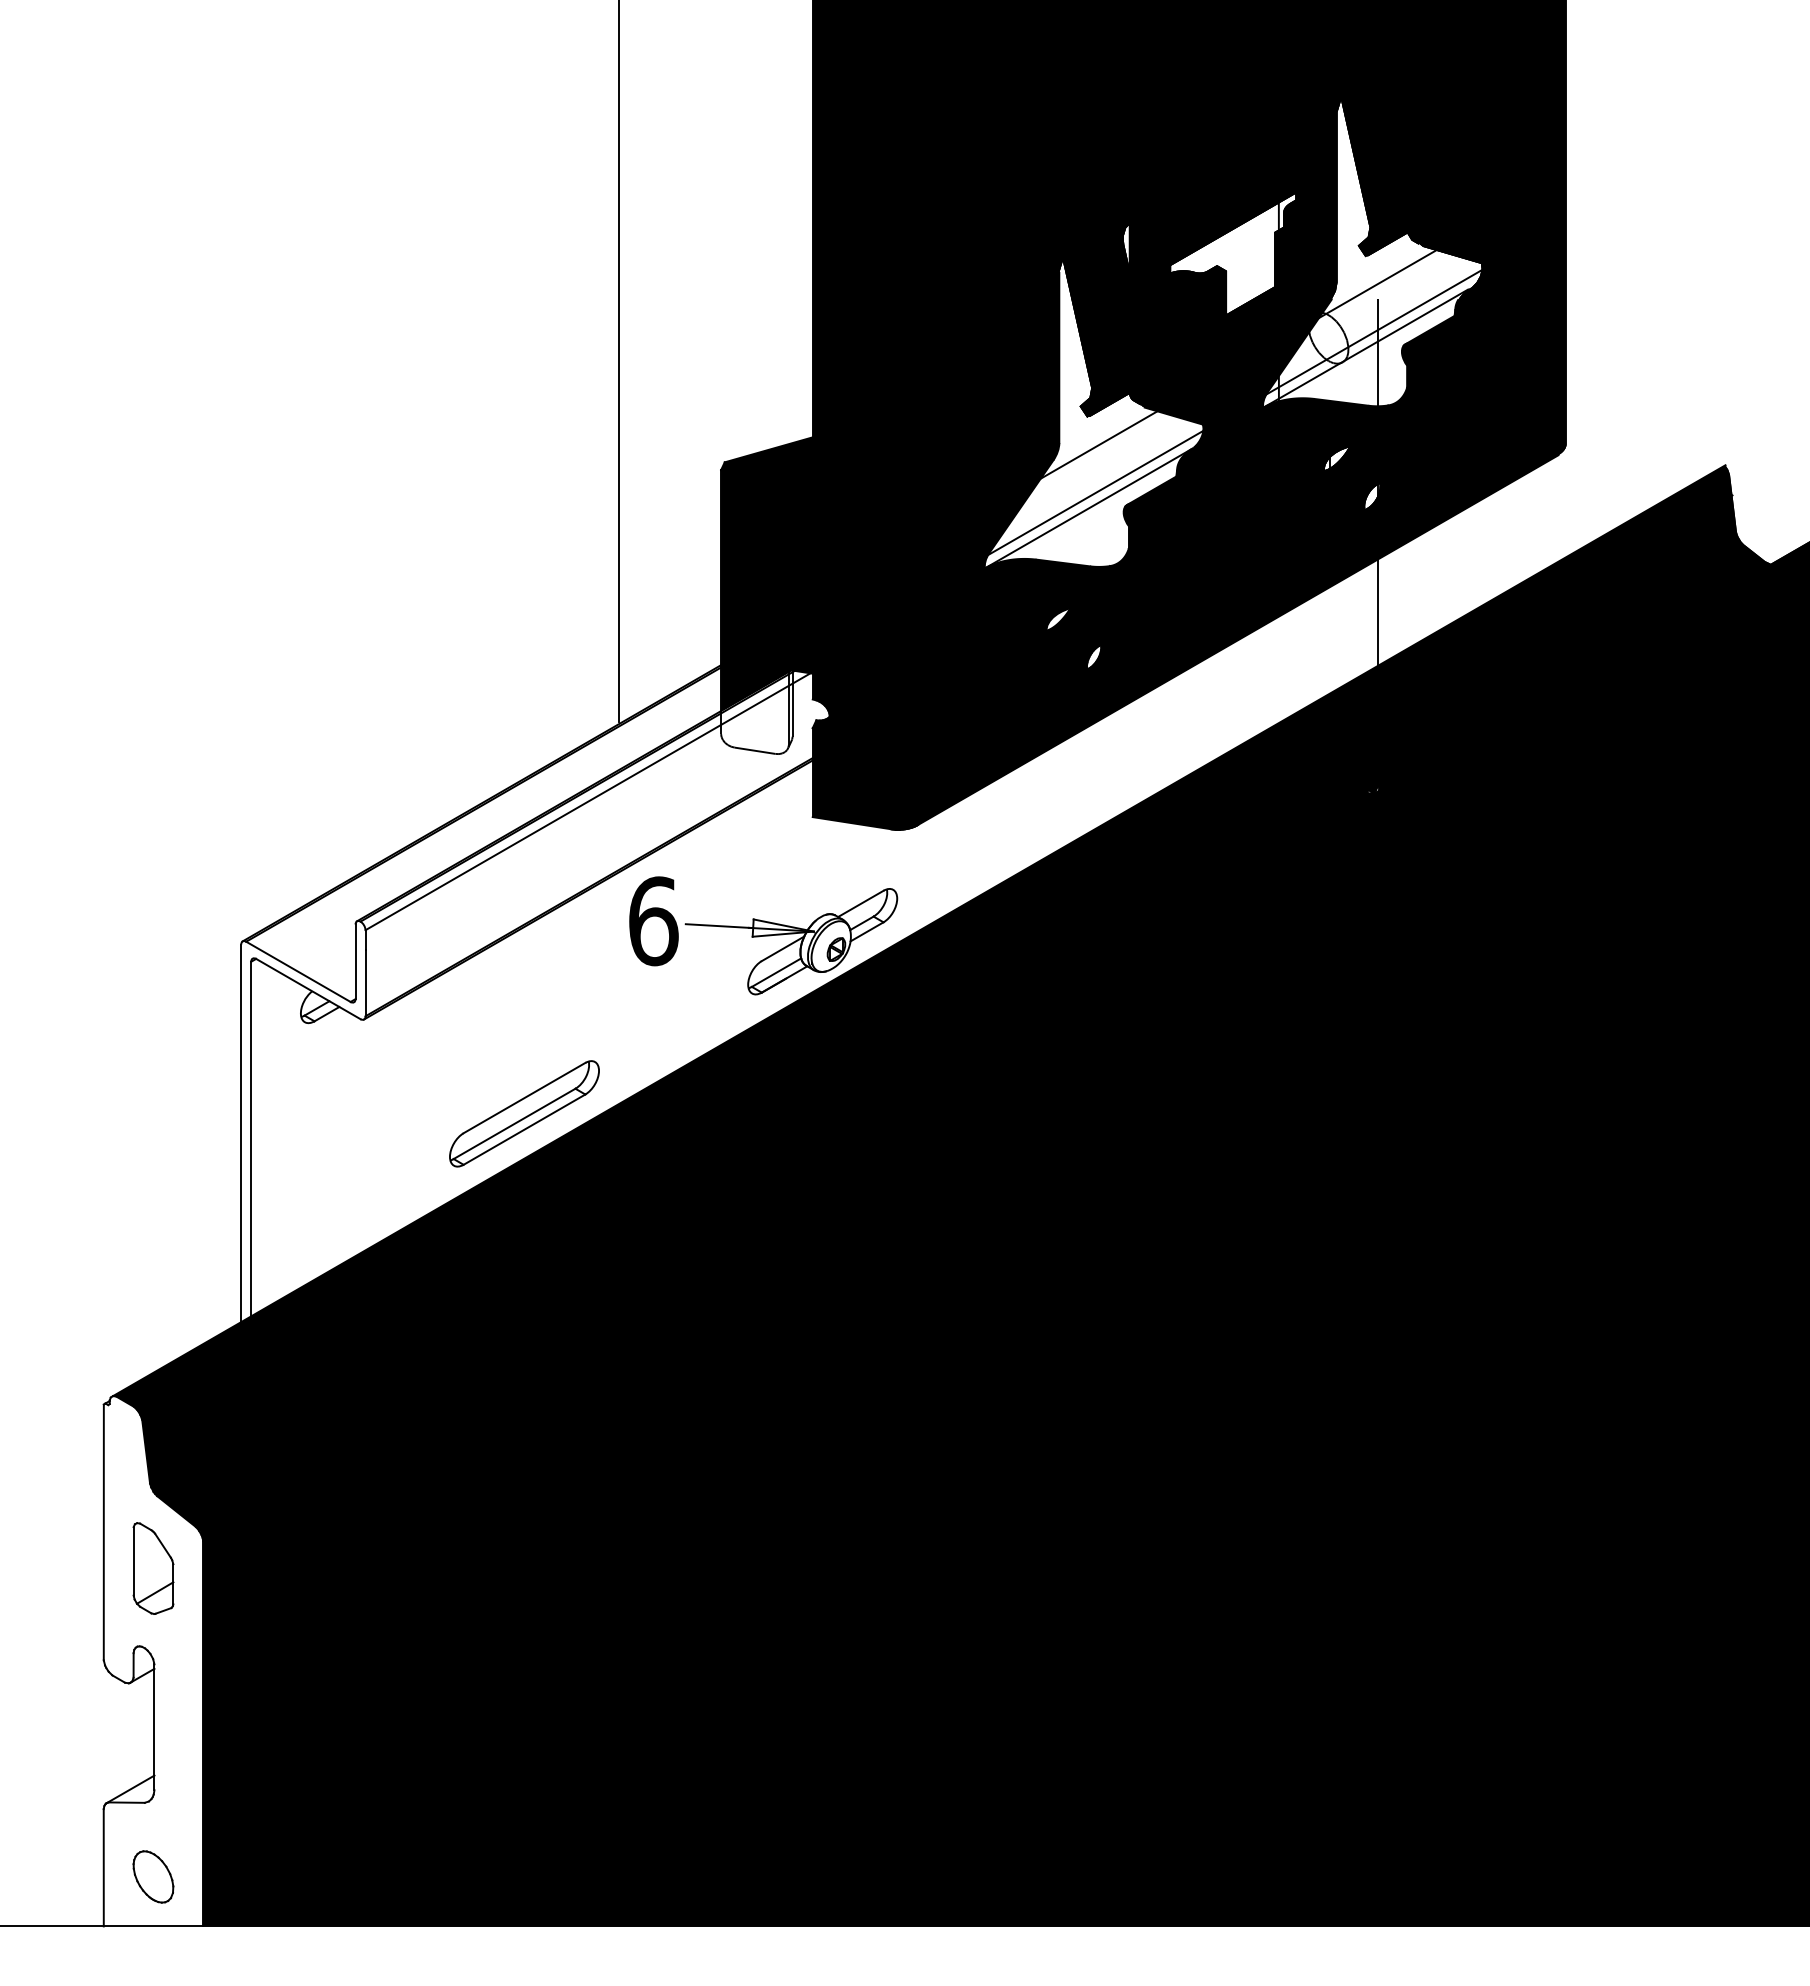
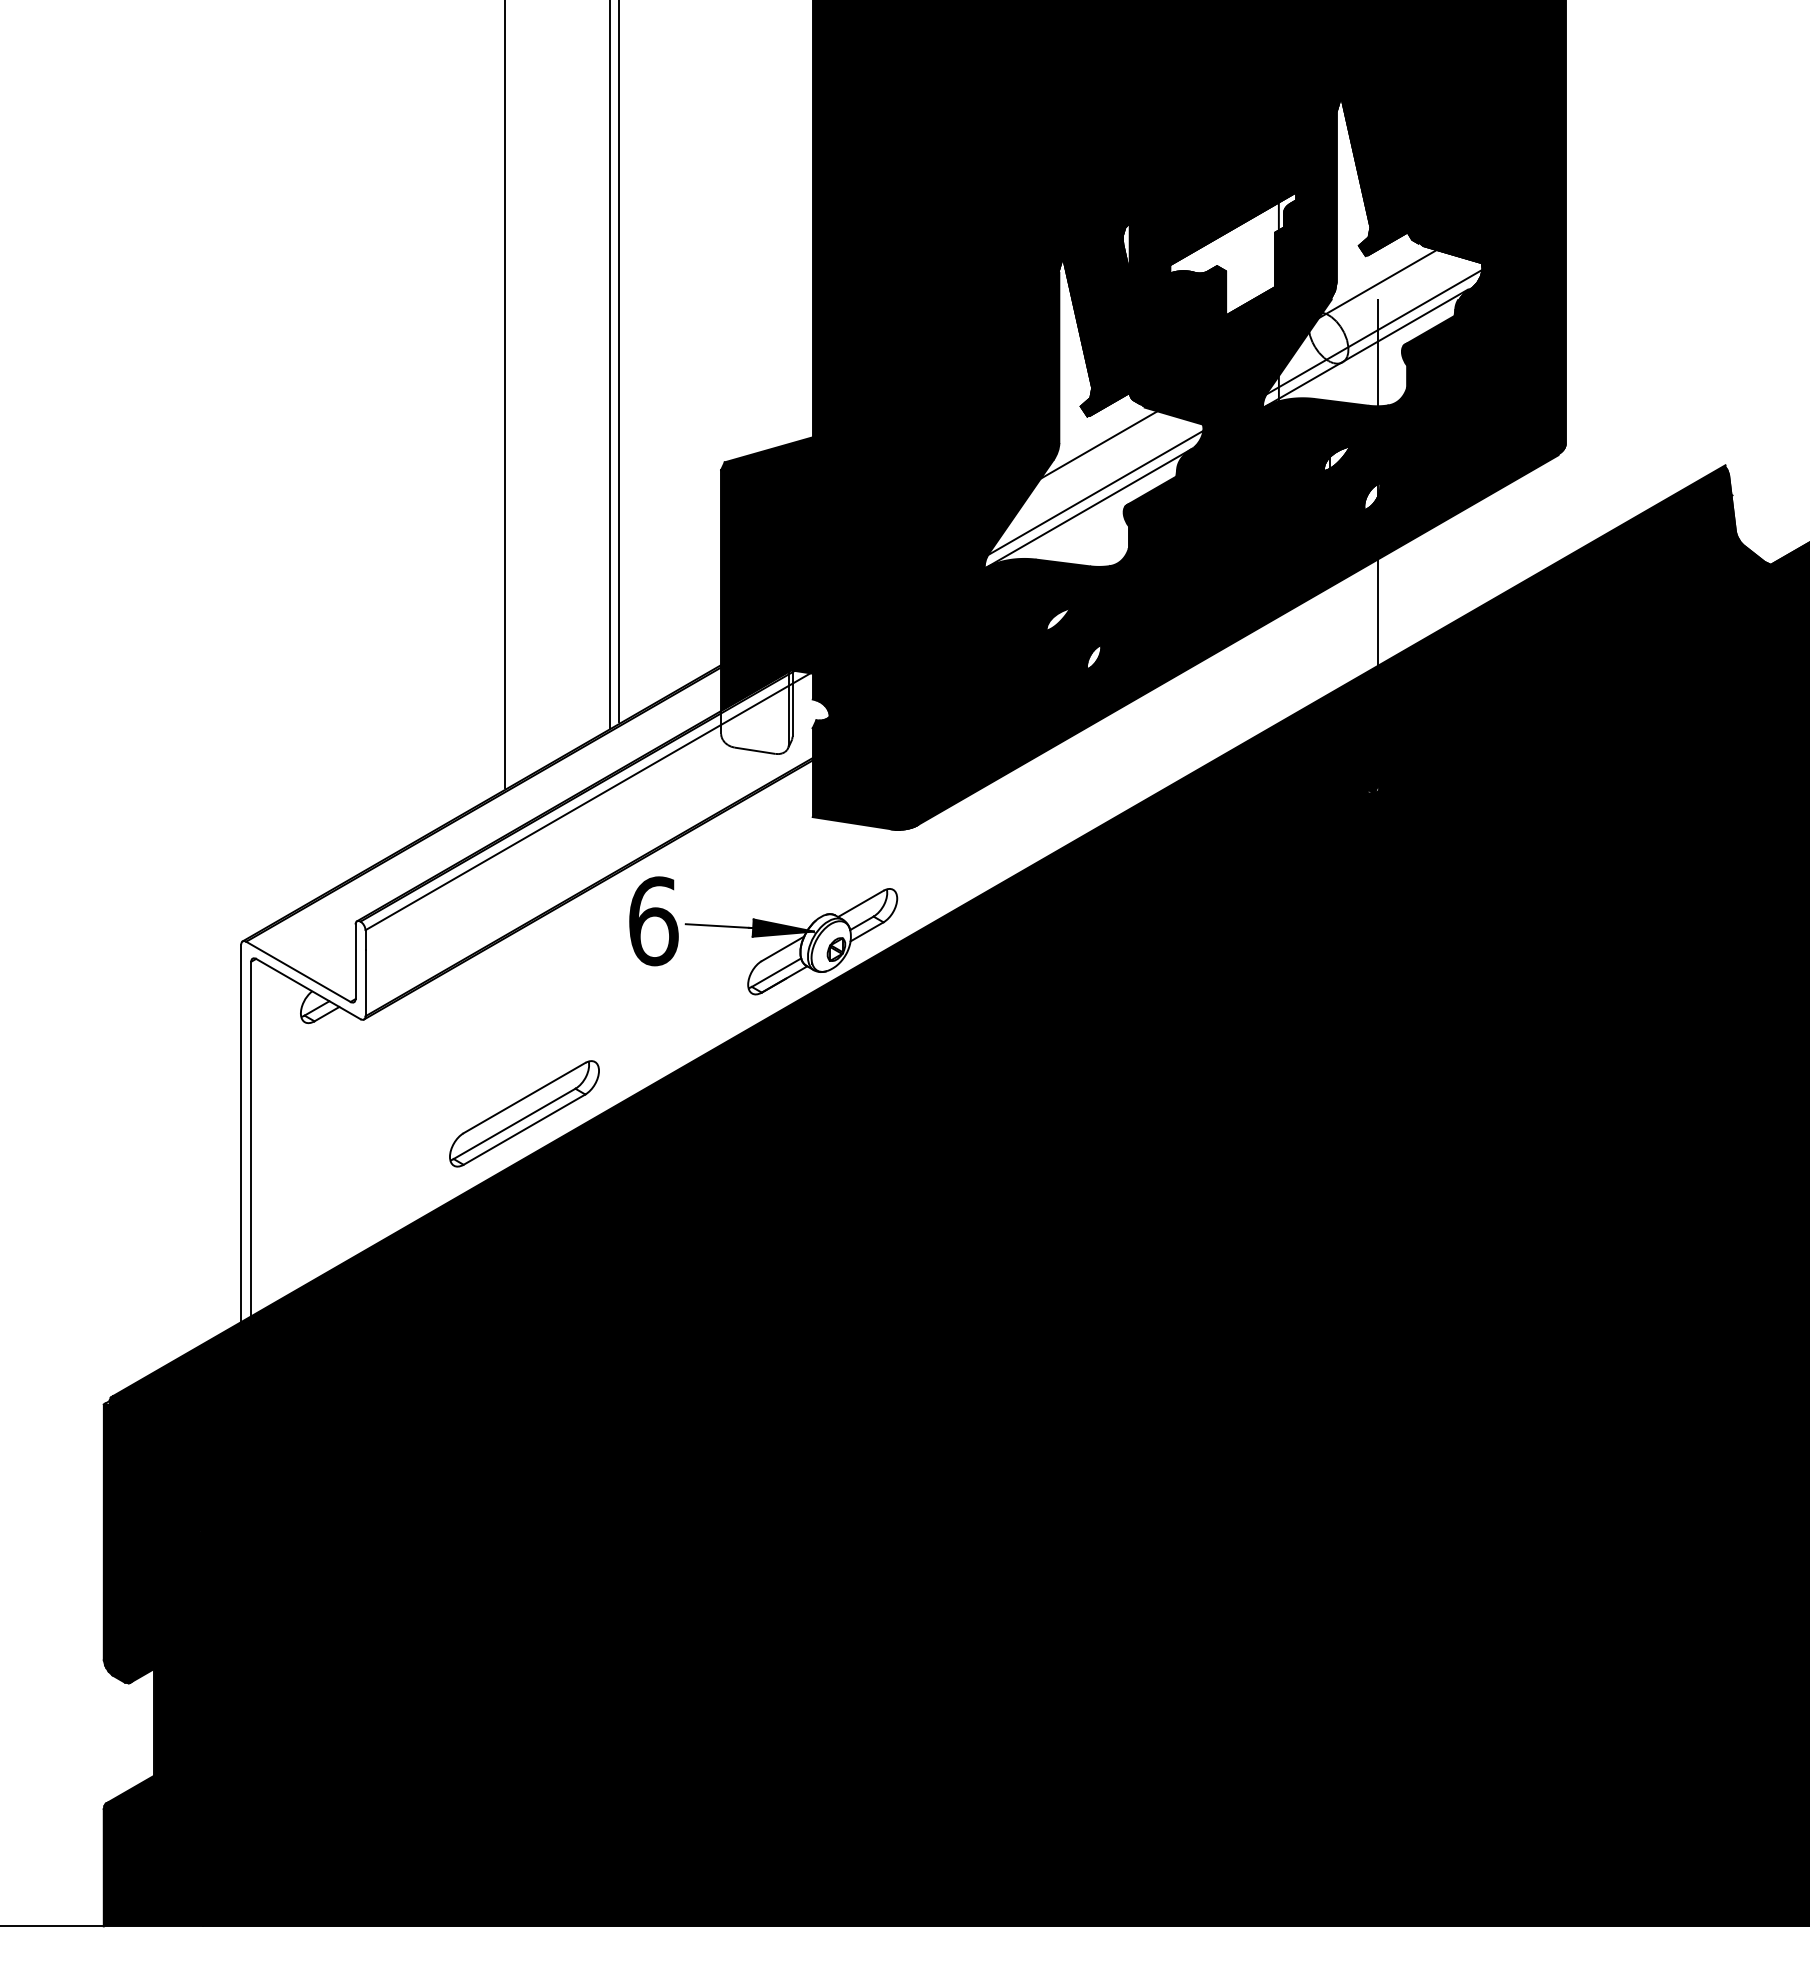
line: none -> present (609, 364)
line: none -> present (505, 394)
fill: none -> present (782, 927)
fill: none -> present (153, 1661)
